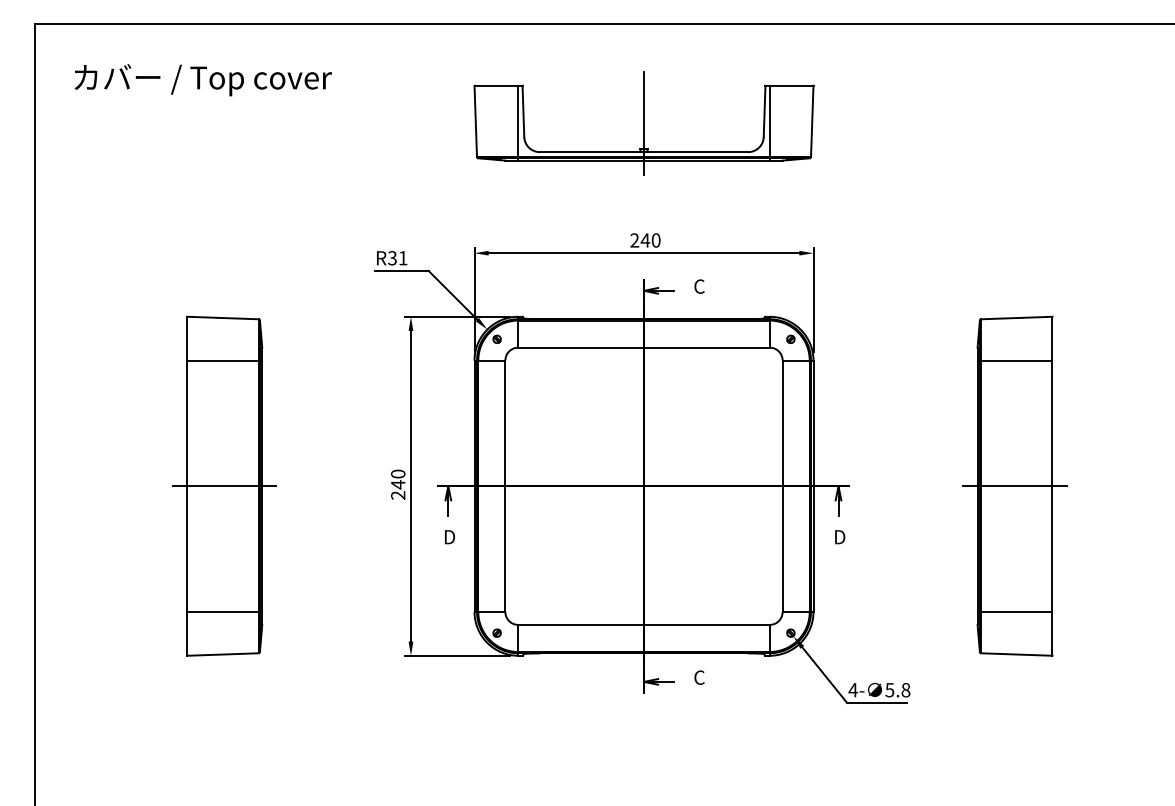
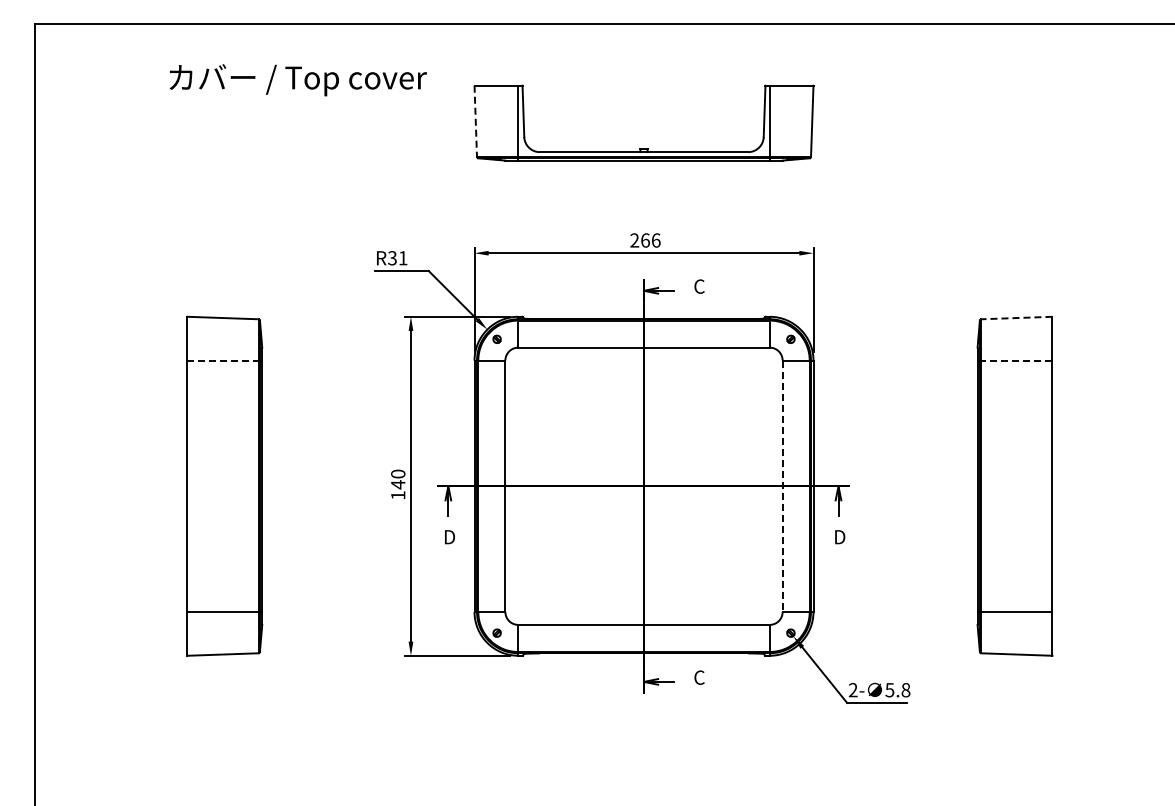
text position: (202, 80) -> (297, 80) (297, 80)
line: solid -> dashed (475, 121)
line: present -> none (644, 122)
text: 240 -> 266 (650, 240)
line: solid -> dashed (1016, 318)
line: solid -> dashed (222, 360)
line: solid -> dashed (1016, 360)
line: present -> none (224, 486)
line: solid -> dashed (782, 486)
line: present -> none (1014, 486)
text: 240 -> 140 (398, 495)
text: 4- -> 2- (852, 690)
